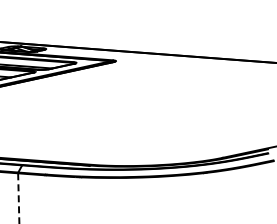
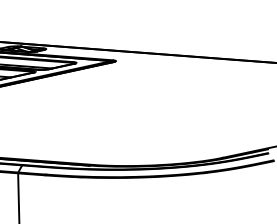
line: dashed -> solid (18, 198)
